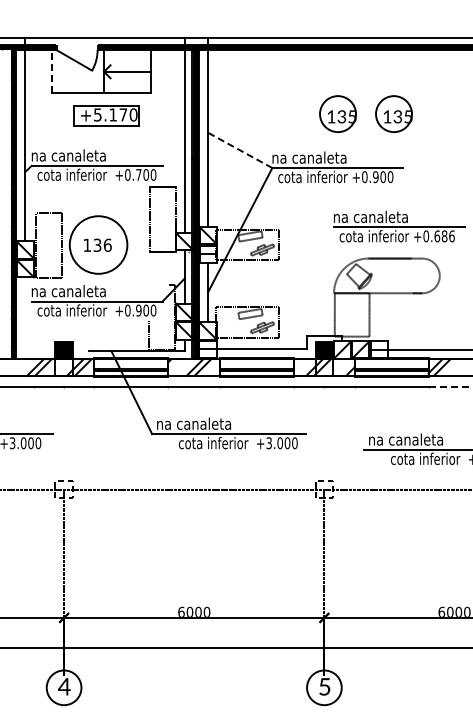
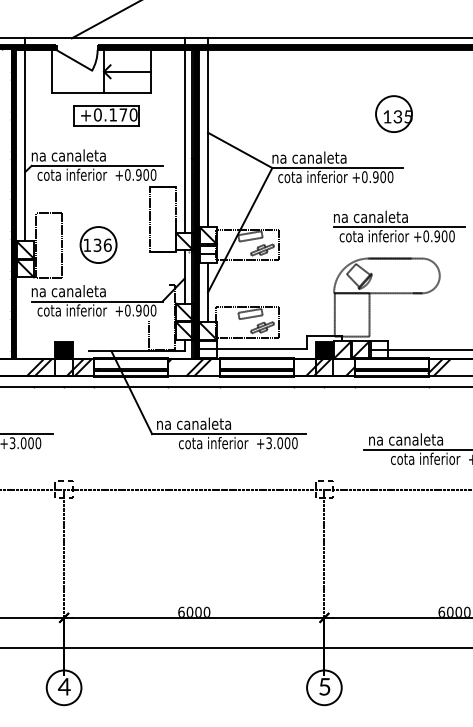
line: none -> present (104, 20)
line: dashed -> solid (51, 71)
part: present -> none (337, 113)
text: +5.170 -> +0.170 (97, 114)
line: dashed -> solid (240, 150)
text: +0.700 -> +0.900 (138, 174)
text: +0.686 -> +0.900 (444, 236)
circle diameter: 58 px -> 36 px (98, 245)
line: dashed -> solid (451, 386)
